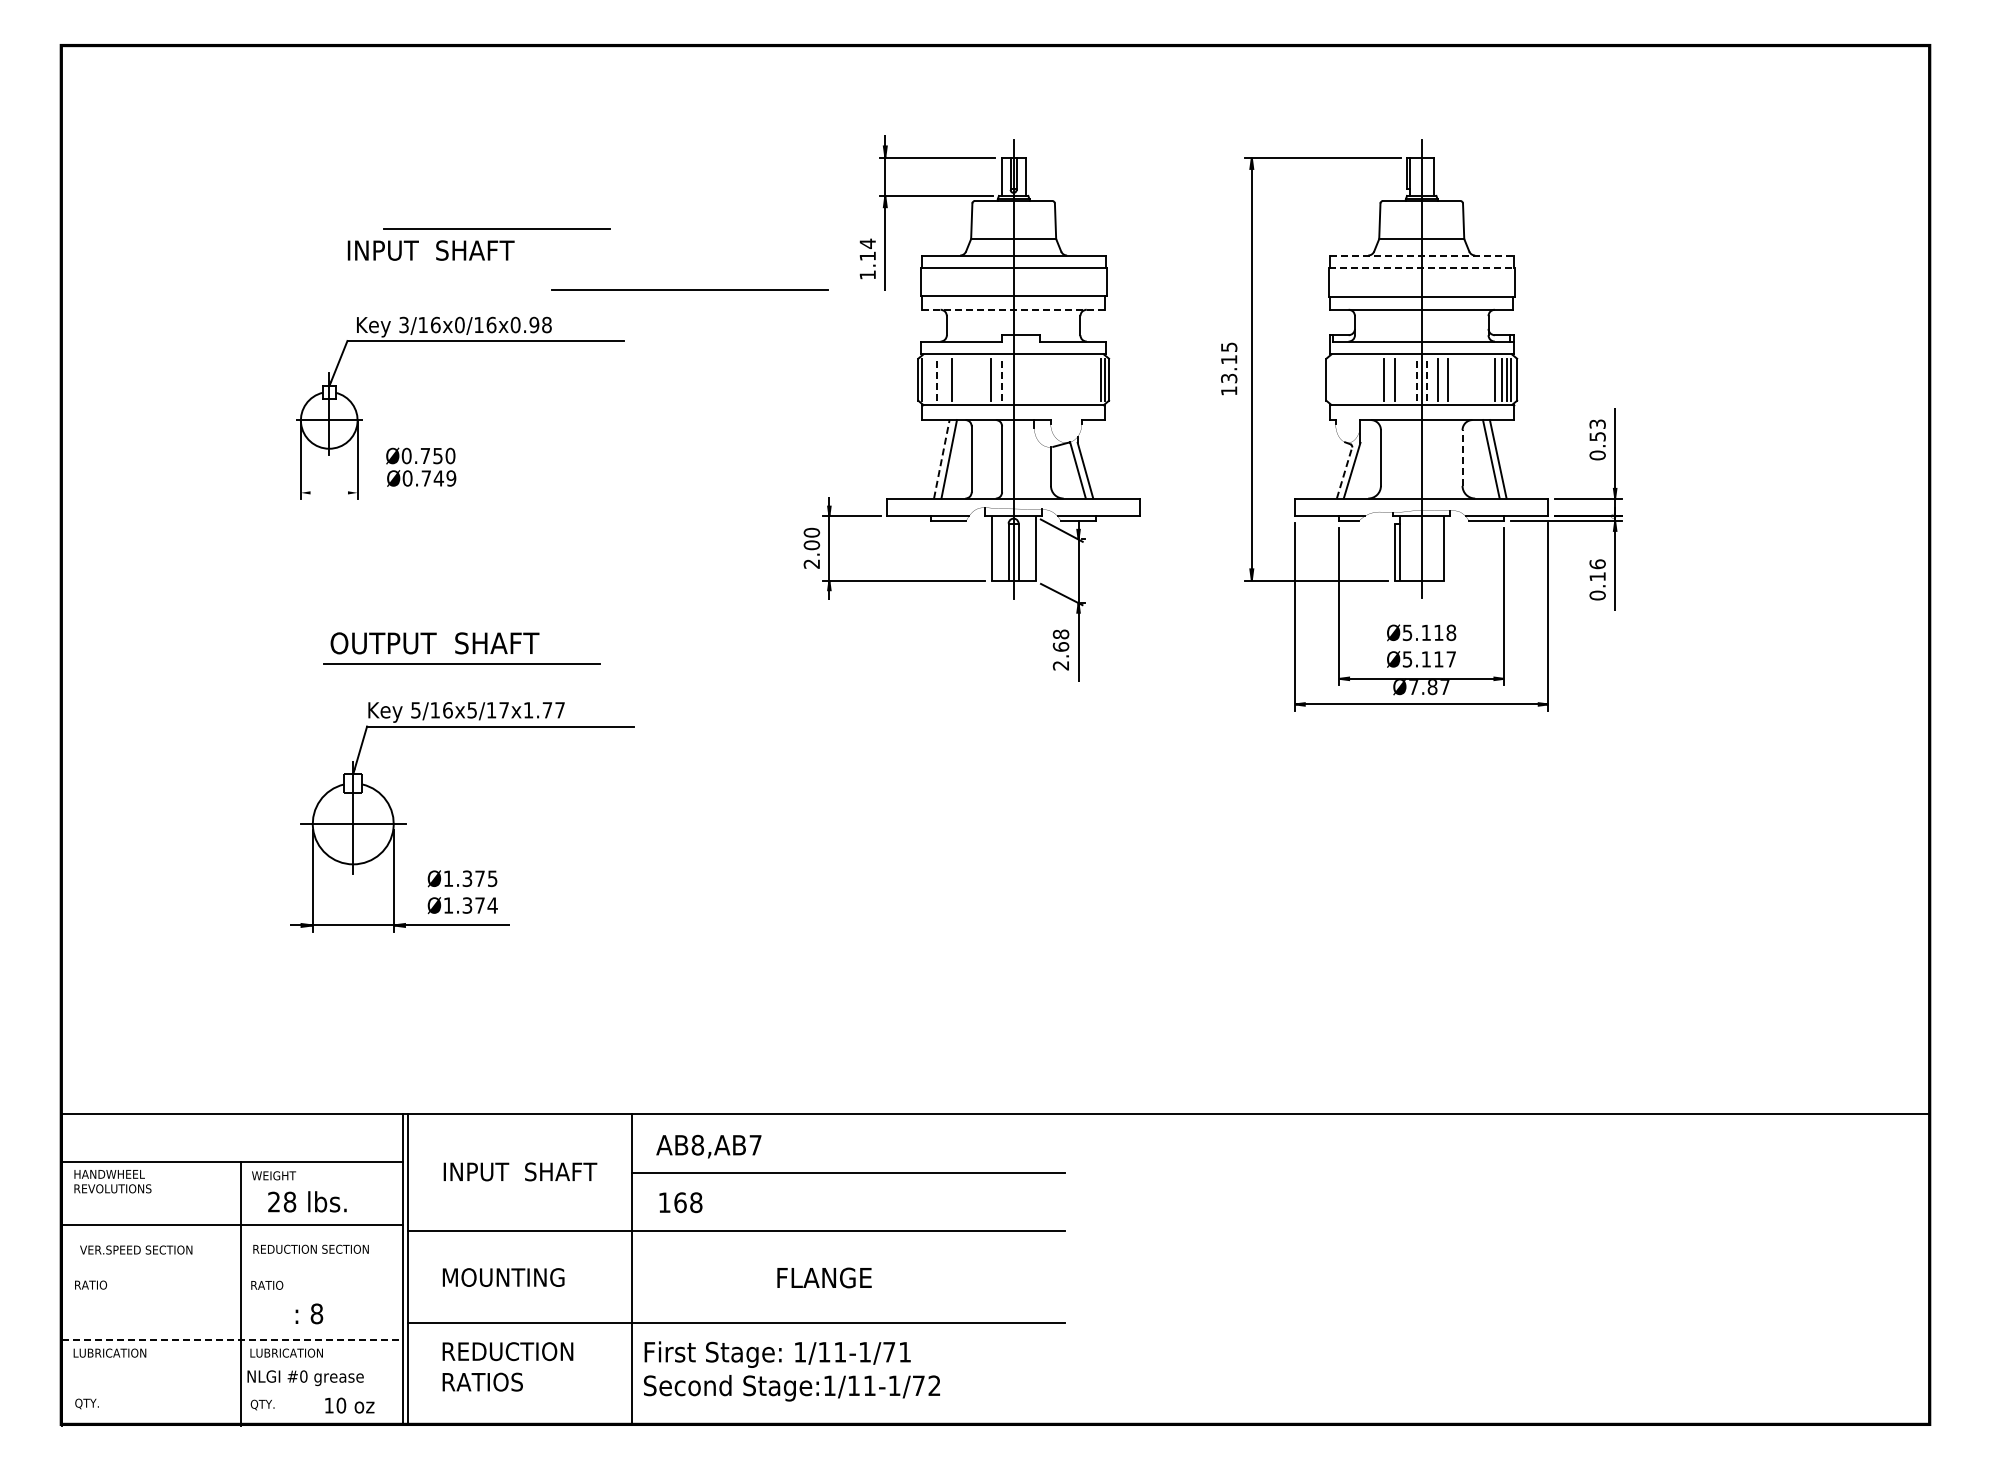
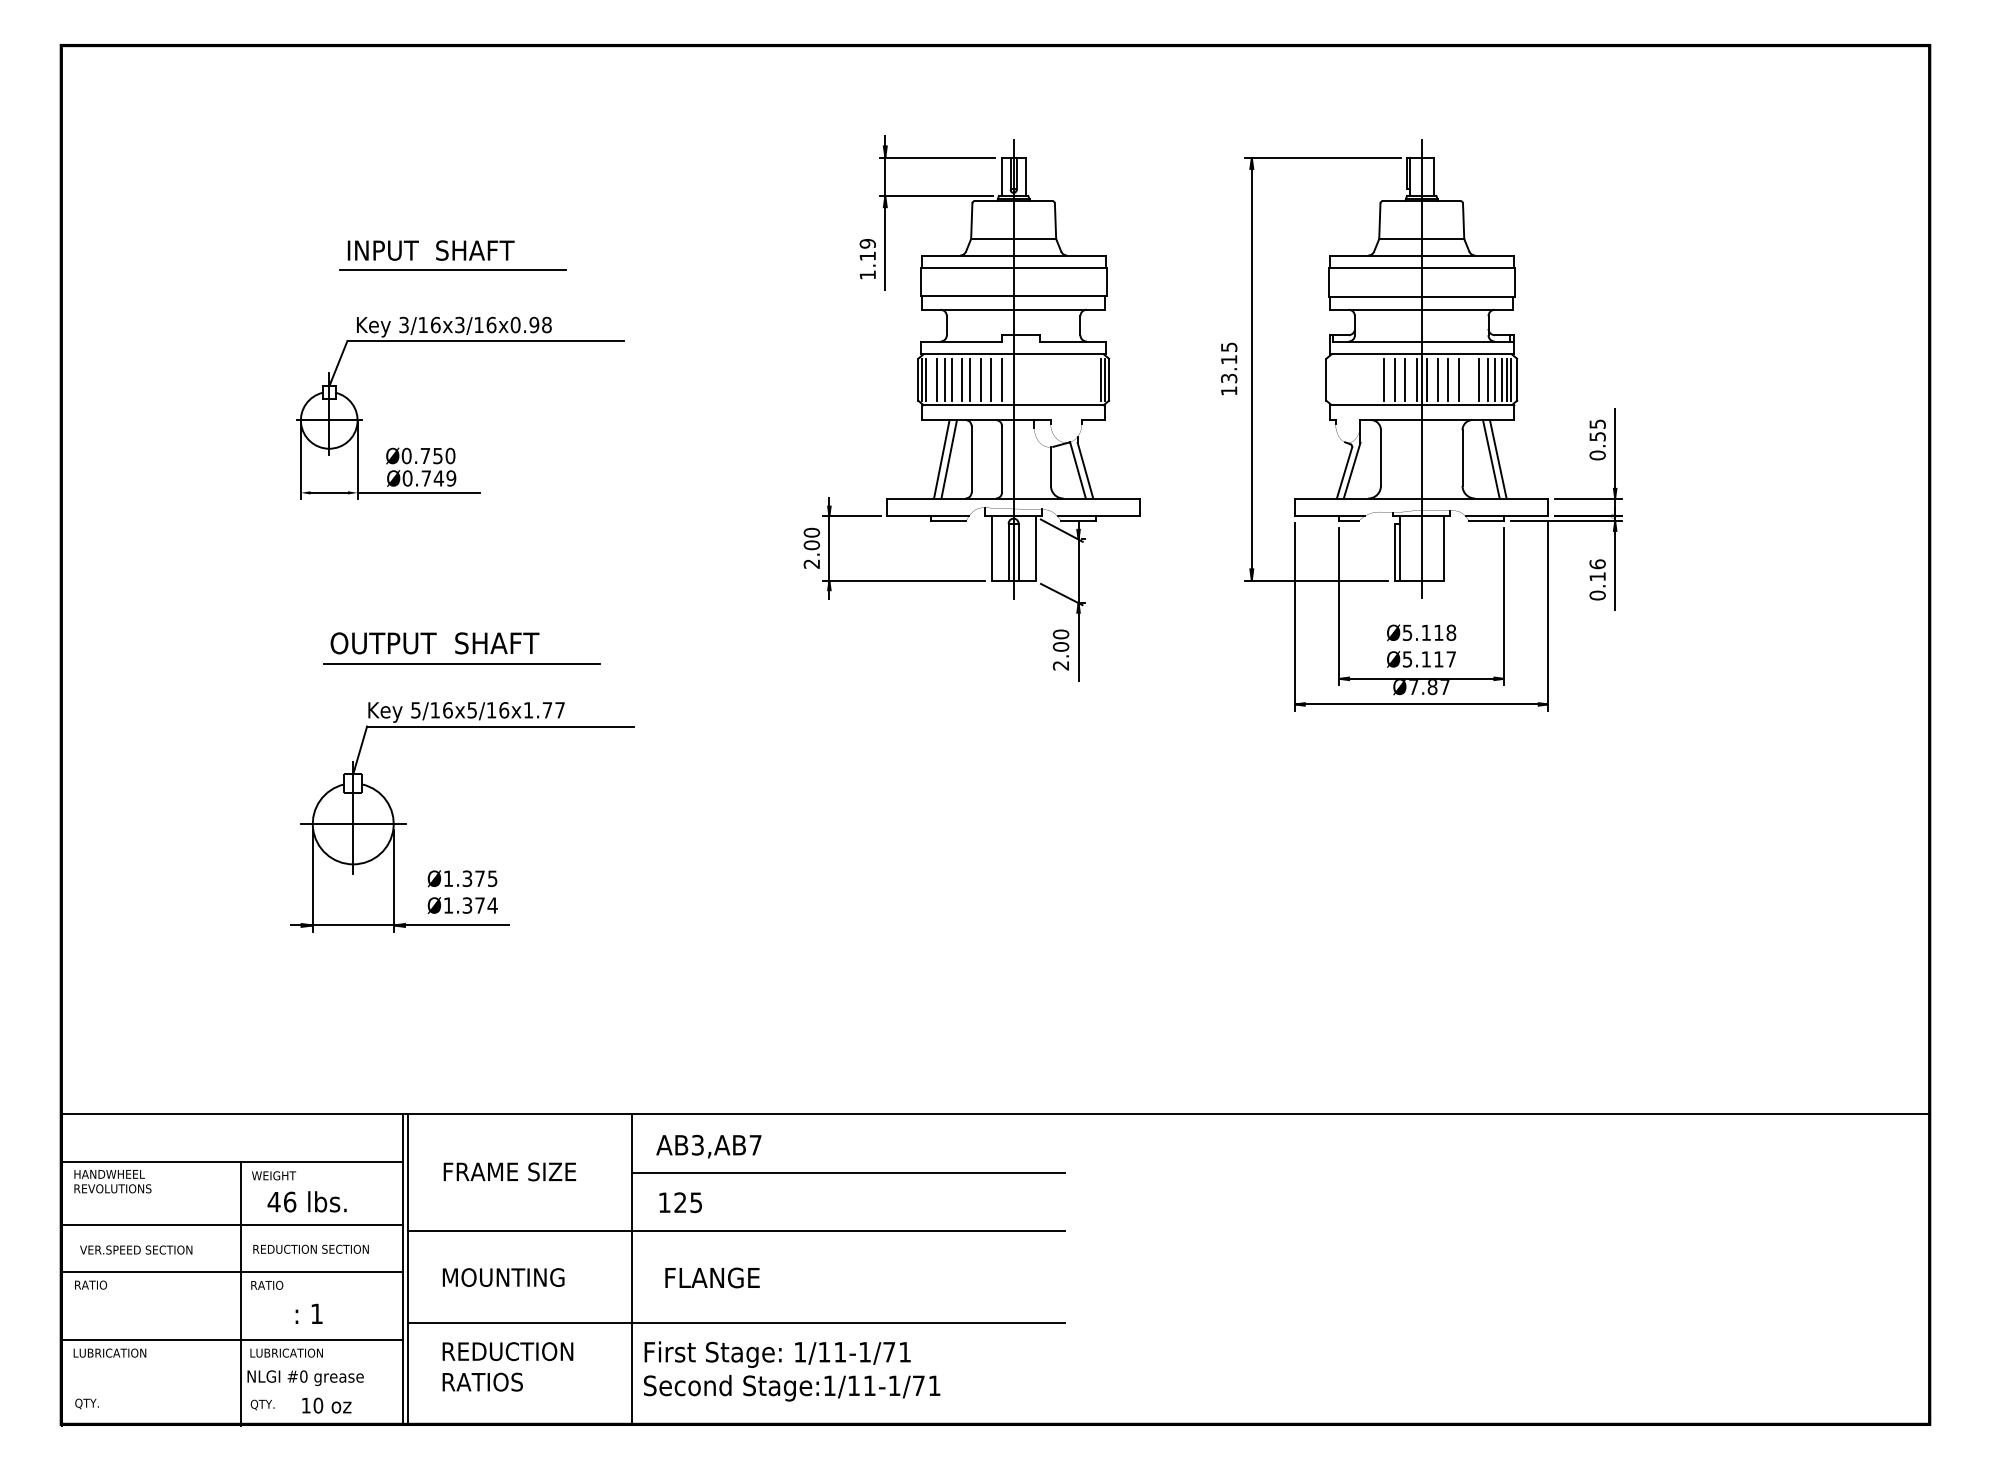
line position: (496, 228) -> (452, 269) (452, 269)
text: 1.14 -> 1.19 (867, 243)
line: dashed -> solid (1421, 255)
line: dashed -> solid (1422, 268)
line: present -> none (689, 289)
line: dashed -> solid (1014, 309)
text: 3/16x0/16x0.98 -> 3/16x3/16x0.98 (459, 324)
line: none -> present (925, 379)
line: dashed -> solid (937, 379)
line: none -> present (944, 379)
line: none -> present (961, 379)
line: none -> present (970, 379)
line: none -> present (980, 379)
line: dashed -> solid (1002, 379)
line: none -> present (1405, 379)
line: dashed -> solid (1416, 379)
line: dashed -> solid (1426, 379)
line: none -> present (1459, 379)
line: none -> present (1479, 379)
line: none -> present (1487, 379)
text: 0.53 -> 0.55 (1596, 423)
line: dashed -> solid (941, 458)
line: dashed -> solid (1462, 458)
line: dashed -> solid (1344, 473)
line: none -> present (328, 492)
line: none -> present (418, 492)
text: 2.68 -> 2.00 (1060, 640)
text: 5/16x5/17x1.77 -> 5/16x5/16x1.77 (504, 710)
text: AB8,AB7 -> AB3,AB7 (697, 1145)
text: INPUT  SHAFT -> FRAME SIZE (521, 1171)
text: 28 -> 46 (281, 1201)
text: 168 -> 125 (688, 1202)
line: none -> present (232, 1271)
text position: (824, 1277) -> (712, 1277) (712, 1277)
text: 8 -> 1 (316, 1313)
line: dashed -> solid (232, 1340)
text: Stage:1/11-1/72 -> Stage:1/11-1/71 (934, 1385)
text position: (349, 1405) -> (326, 1405) (326, 1405)
